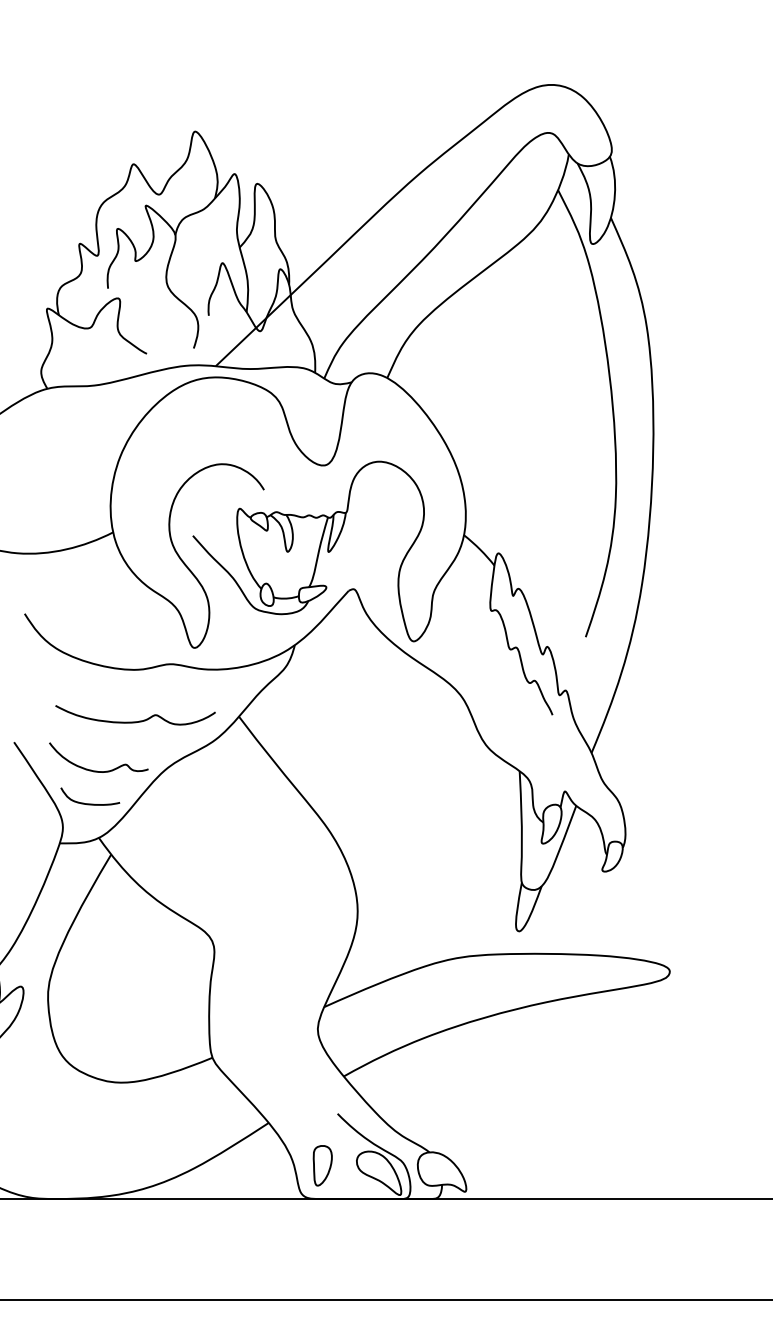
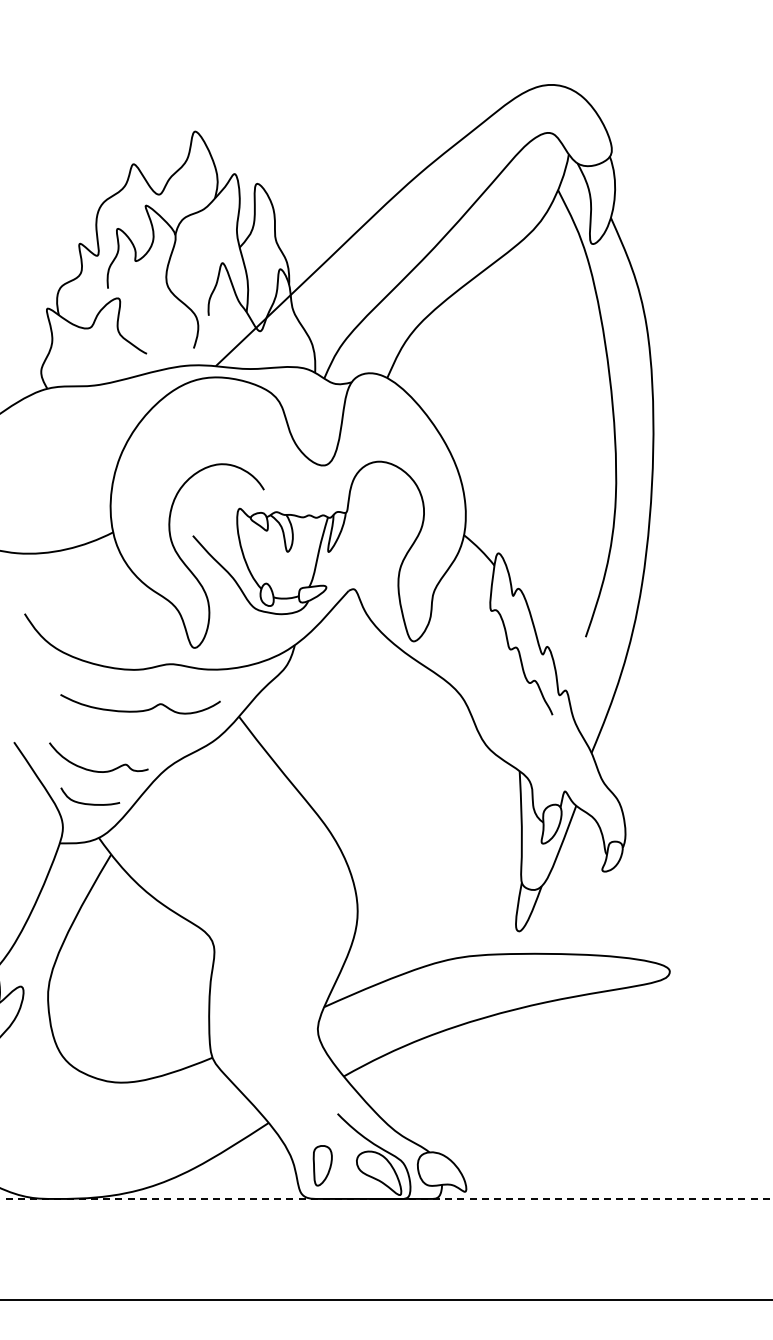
curve position: (135, 721) -> (140, 710) (140, 710)
line: solid -> dashed (386, 1198)
